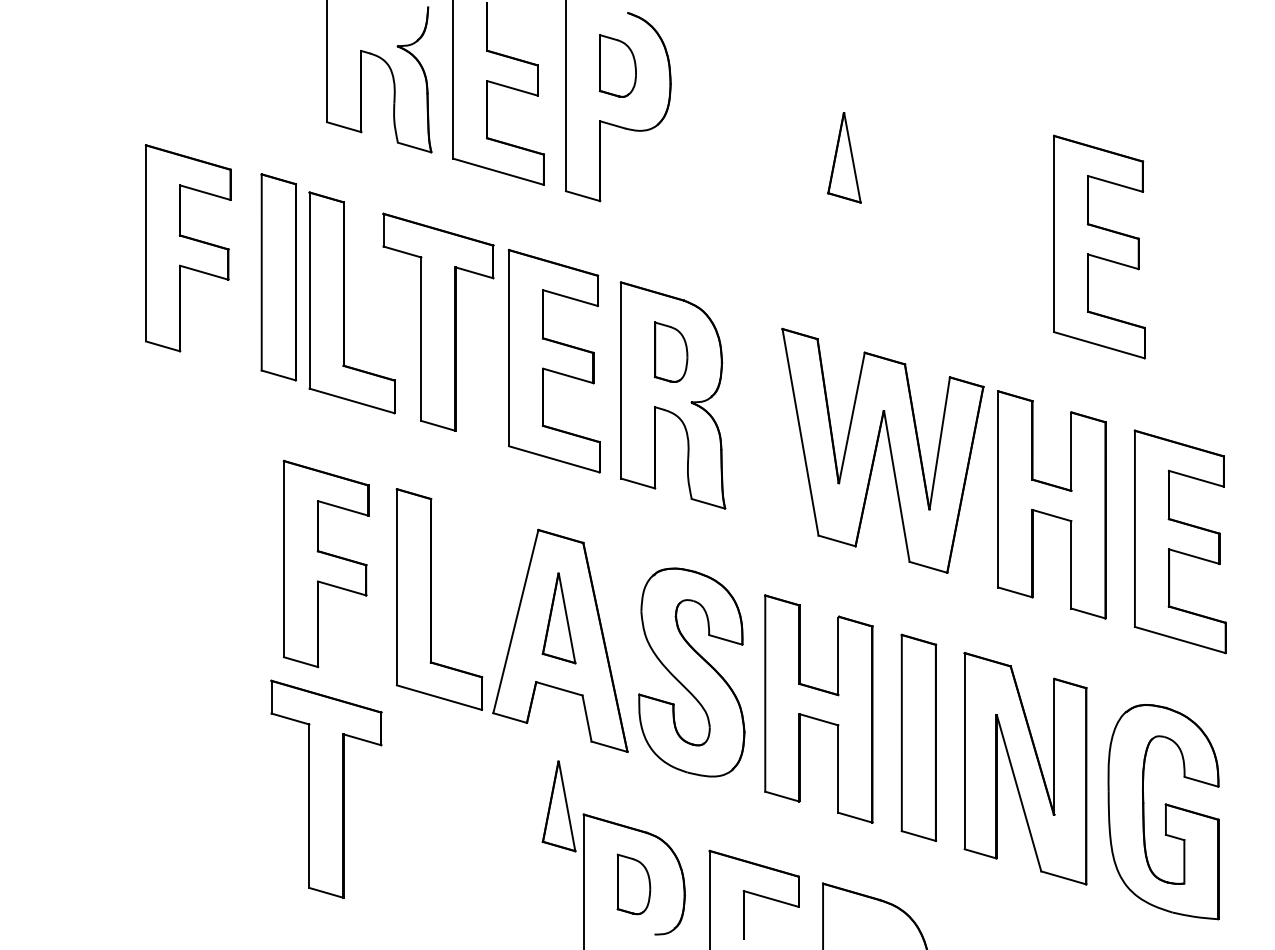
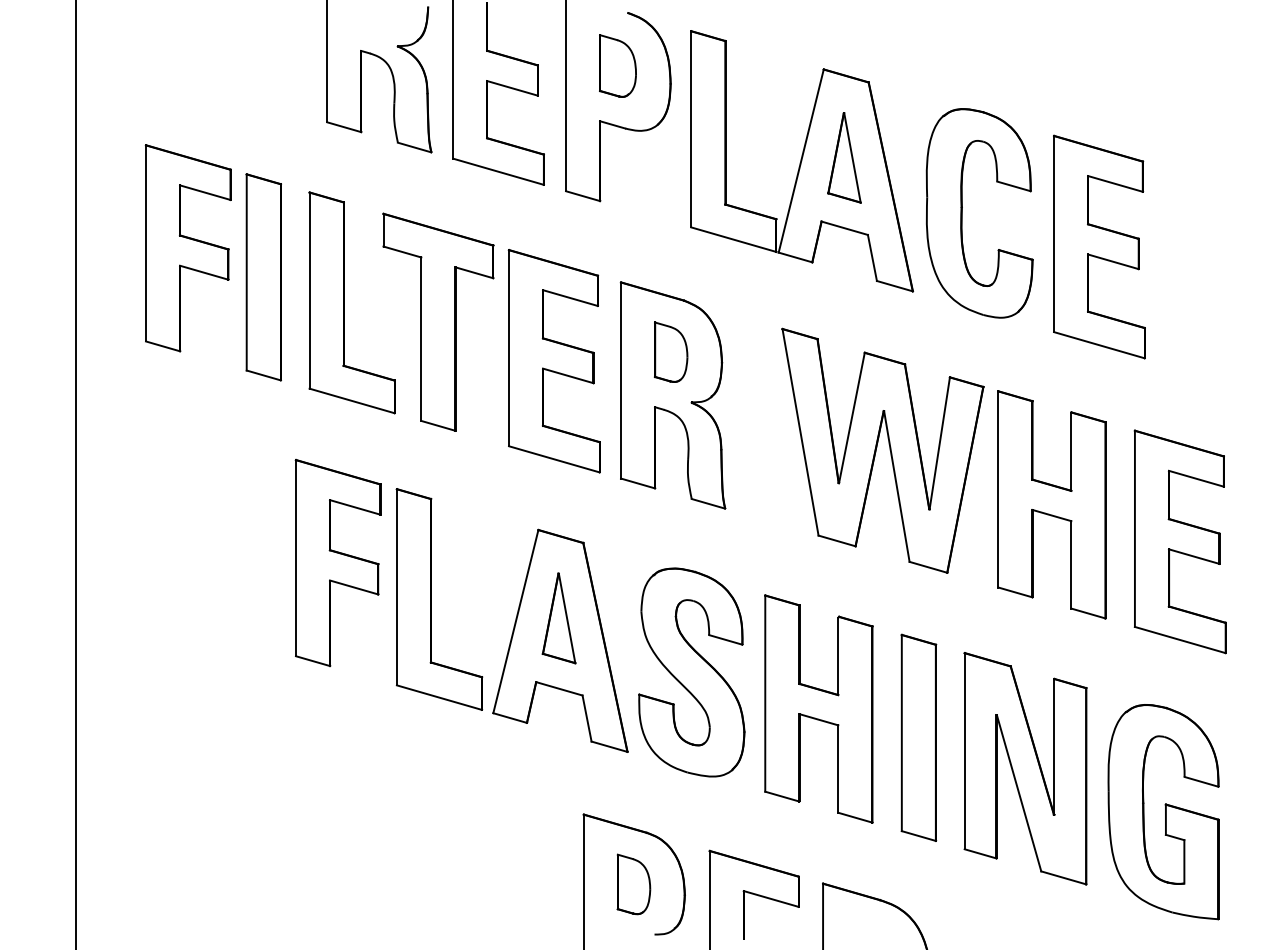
part: none -> present (802, 161)
part: none -> present (962, 213)
part position: (278, 277) -> (263, 277) (263, 277)
line: none -> present (76, 474)
part position: (325, 563) -> (337, 562) (337, 562)
part: present -> none (326, 788)
part: present -> none (558, 806)
